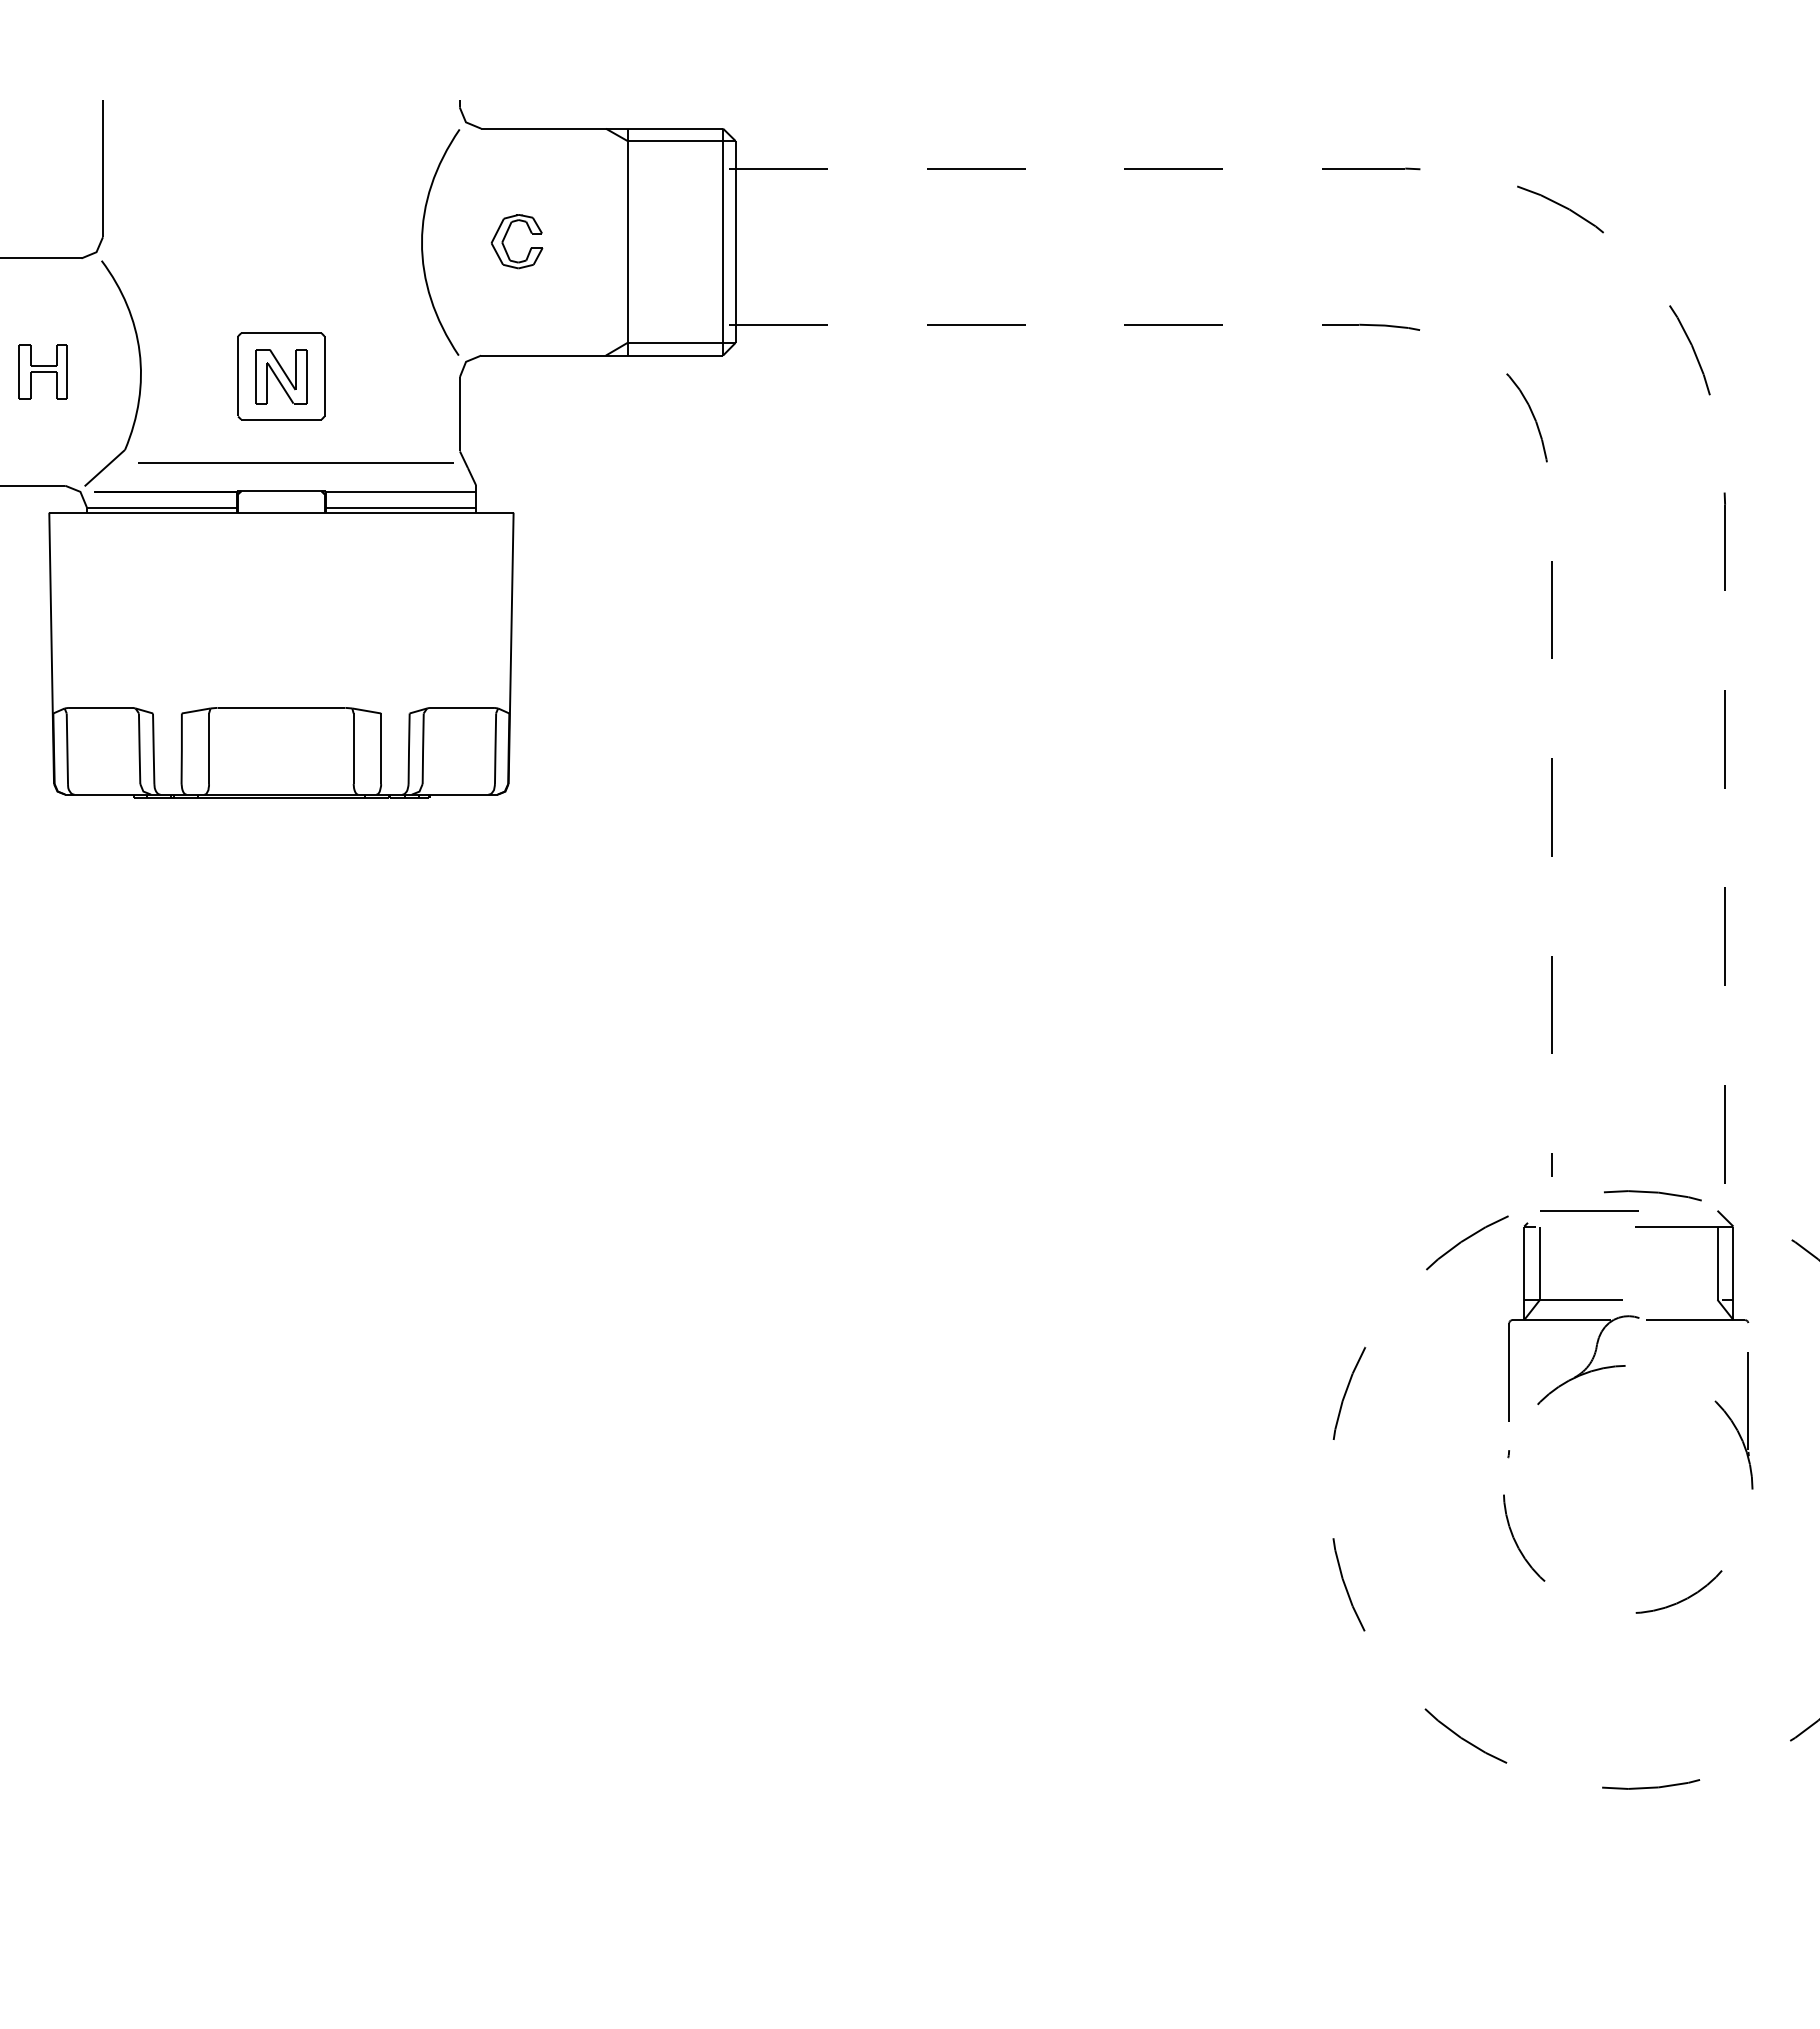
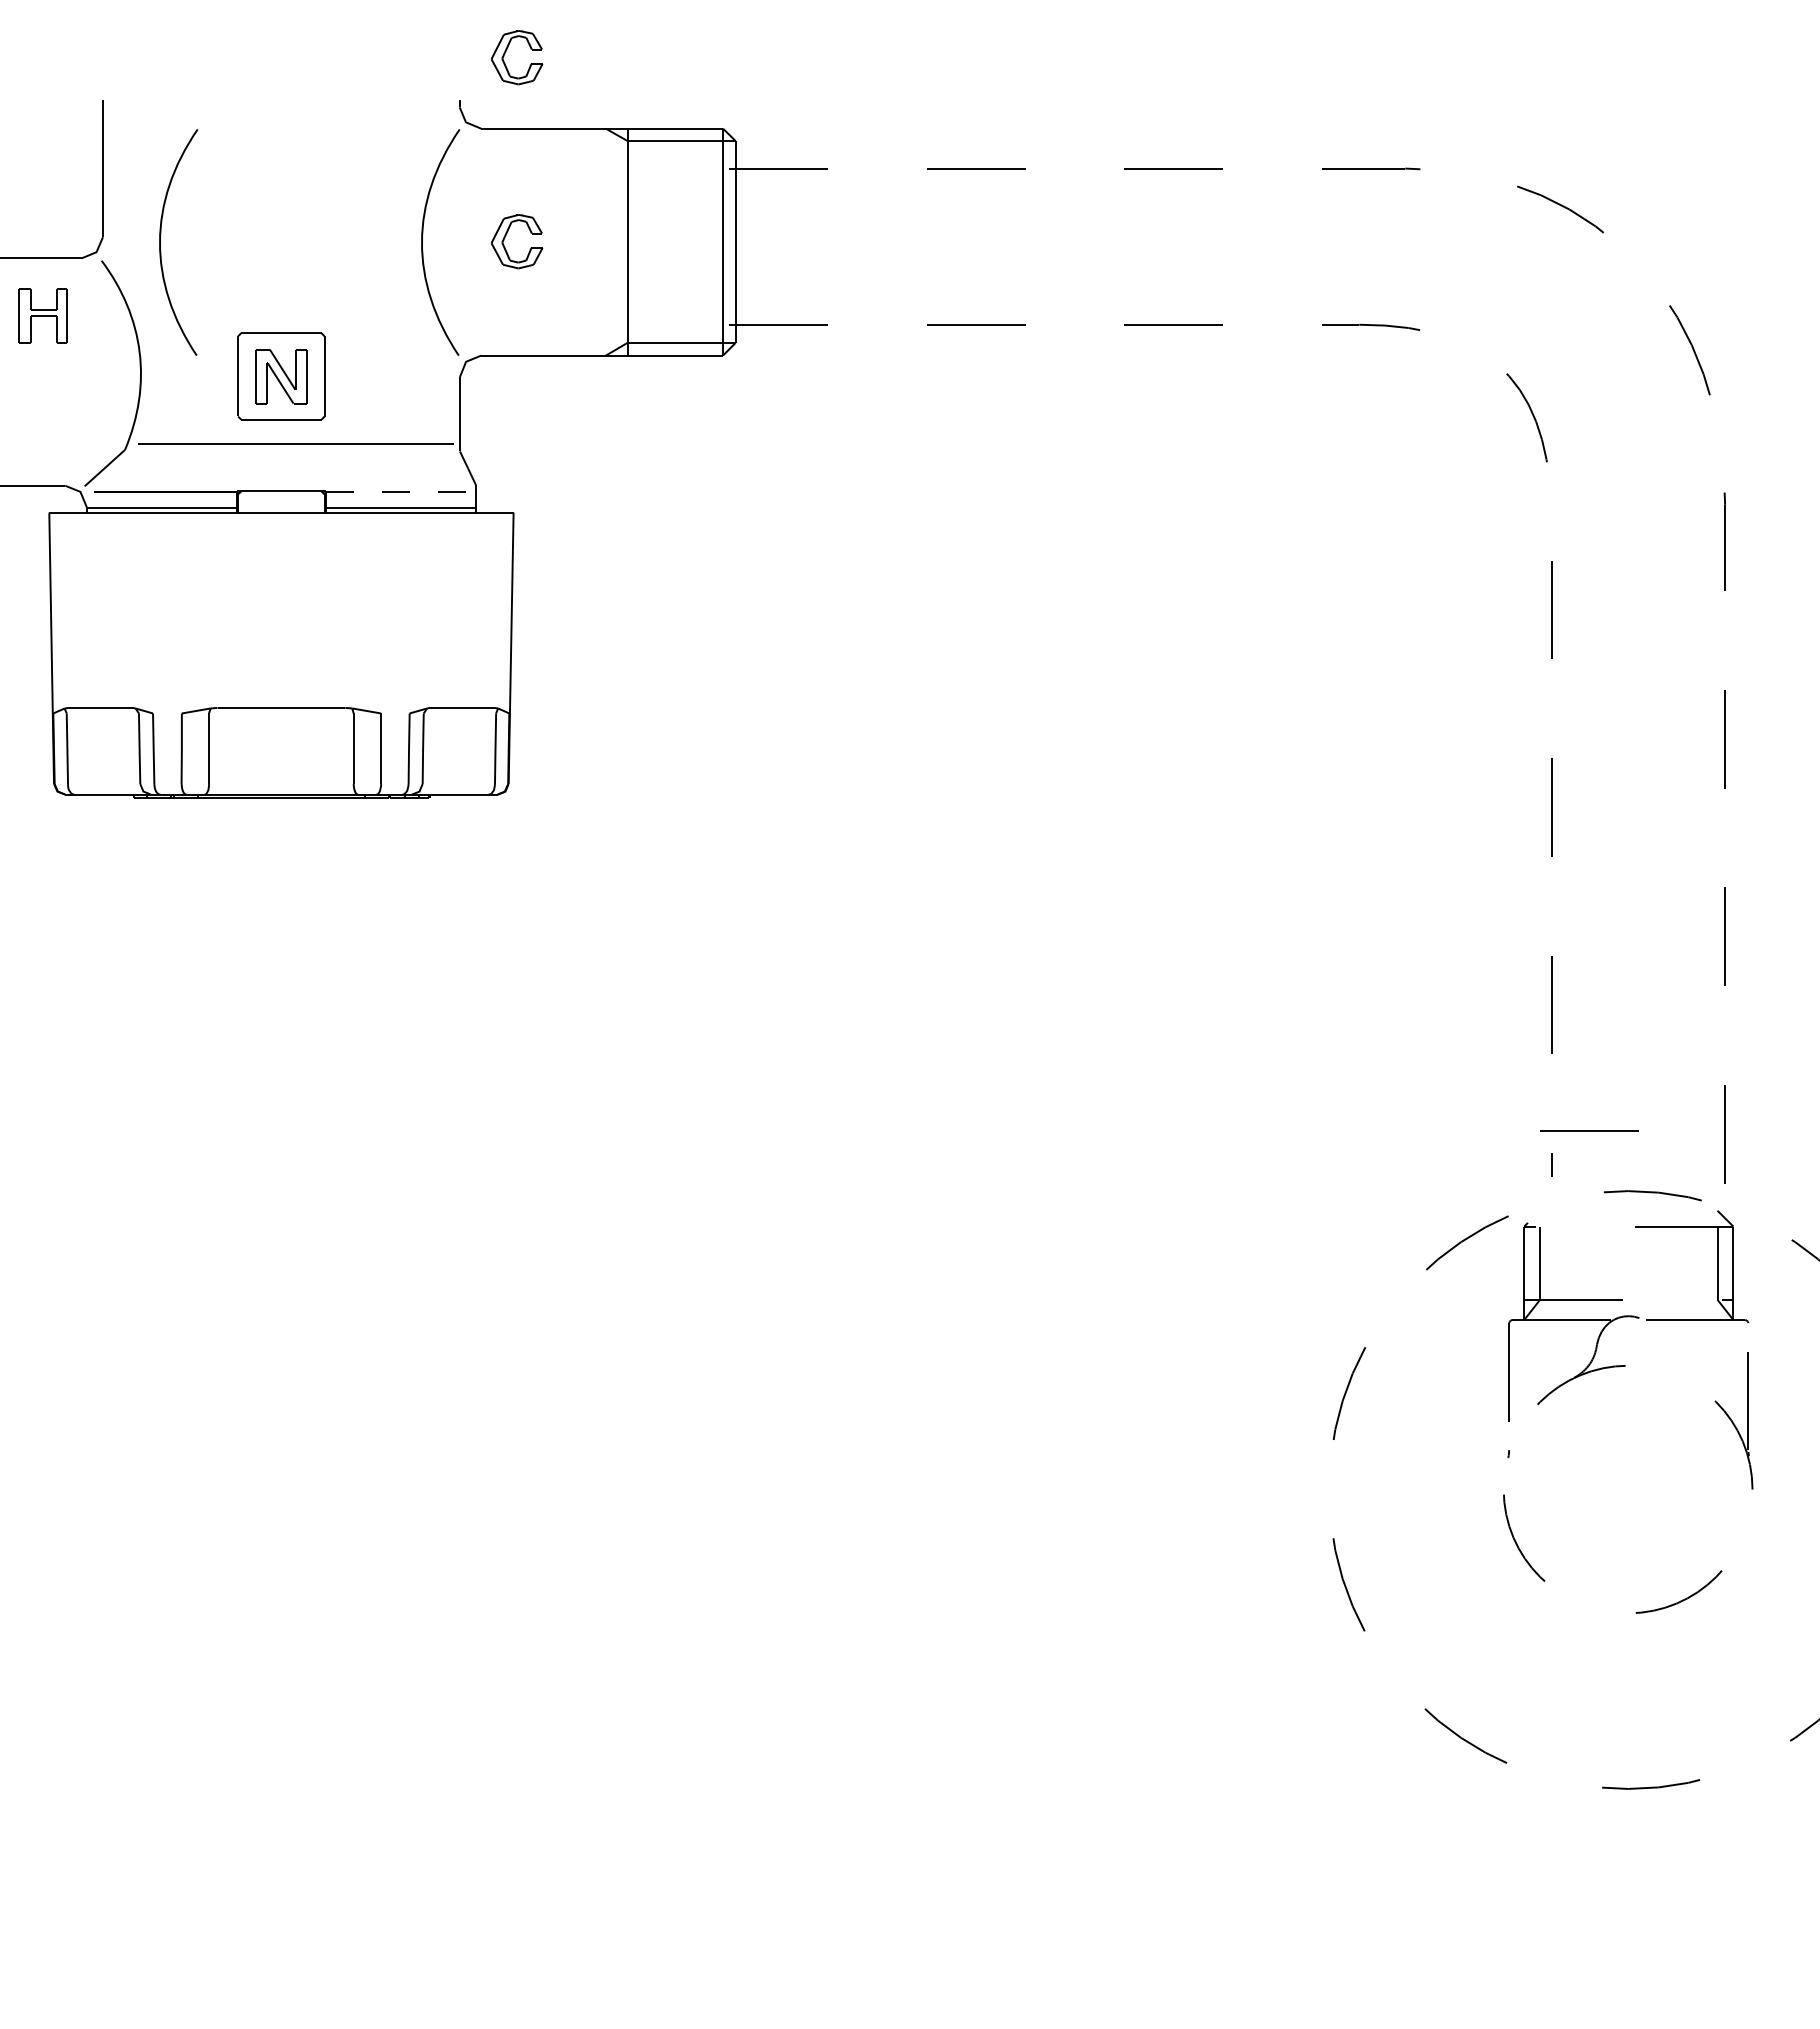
part: none -> present (505, 54)
curve: none -> present (160, 242)
part position: (42, 371) -> (42, 315) (42, 315)
line position: (295, 462) -> (295, 443) (295, 443)
line: solid -> dashed (401, 492)
line position: (1589, 1210) -> (1589, 1130) (1589, 1130)
